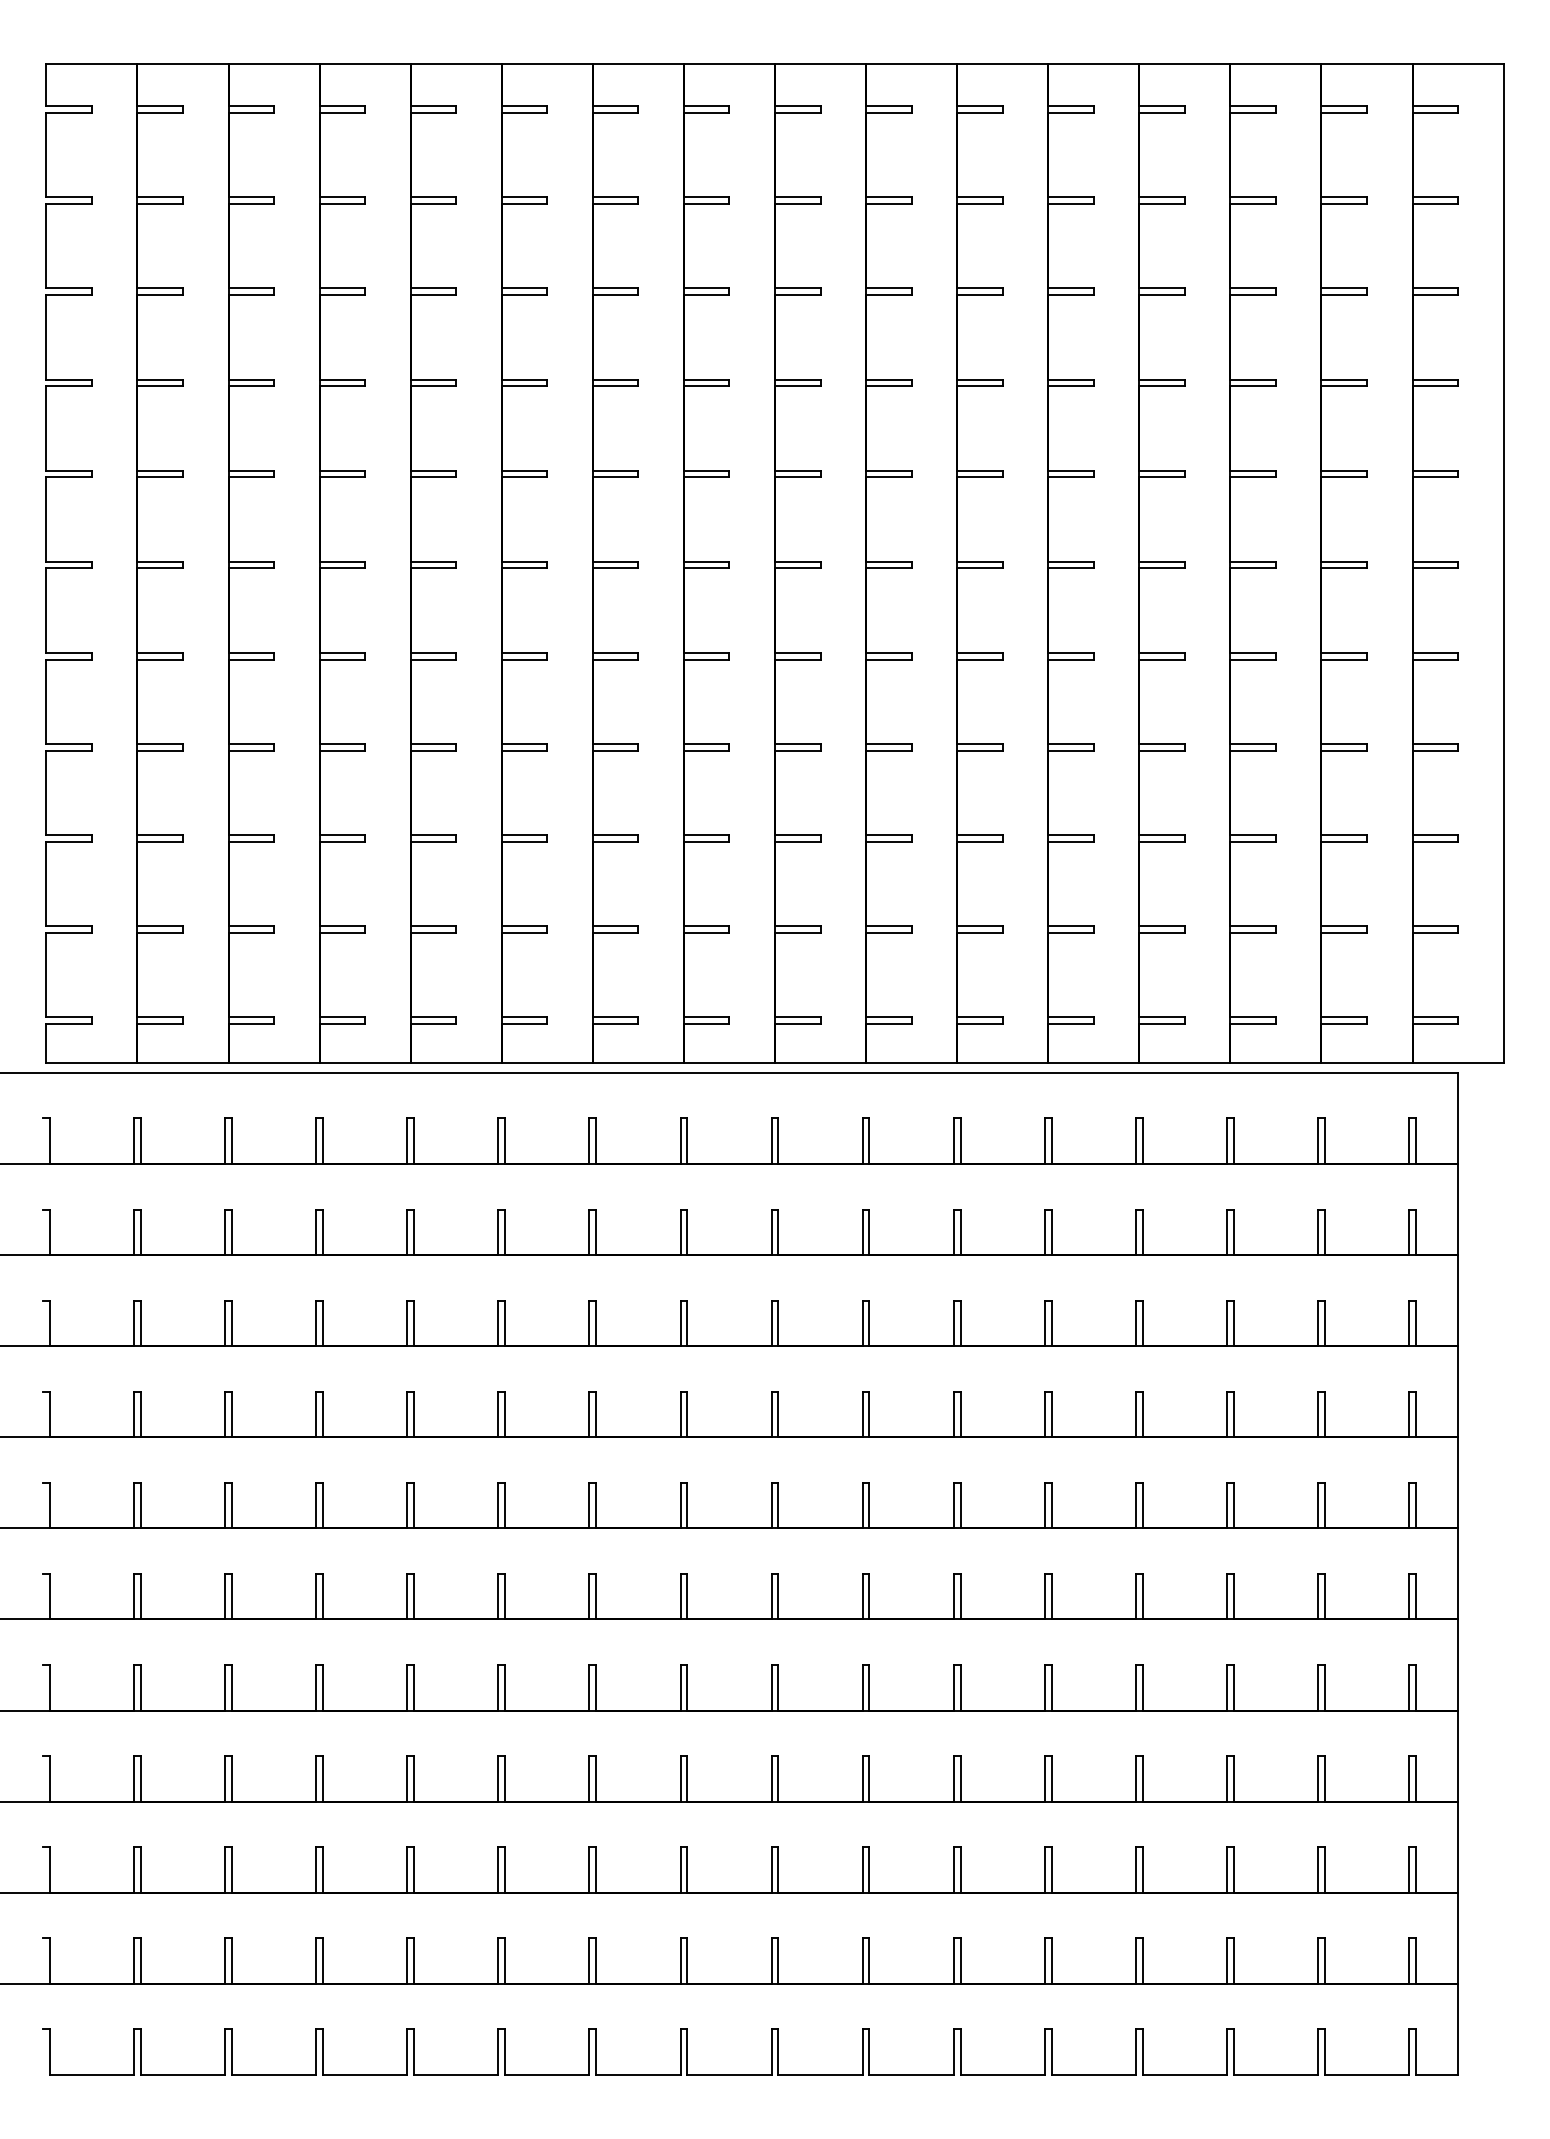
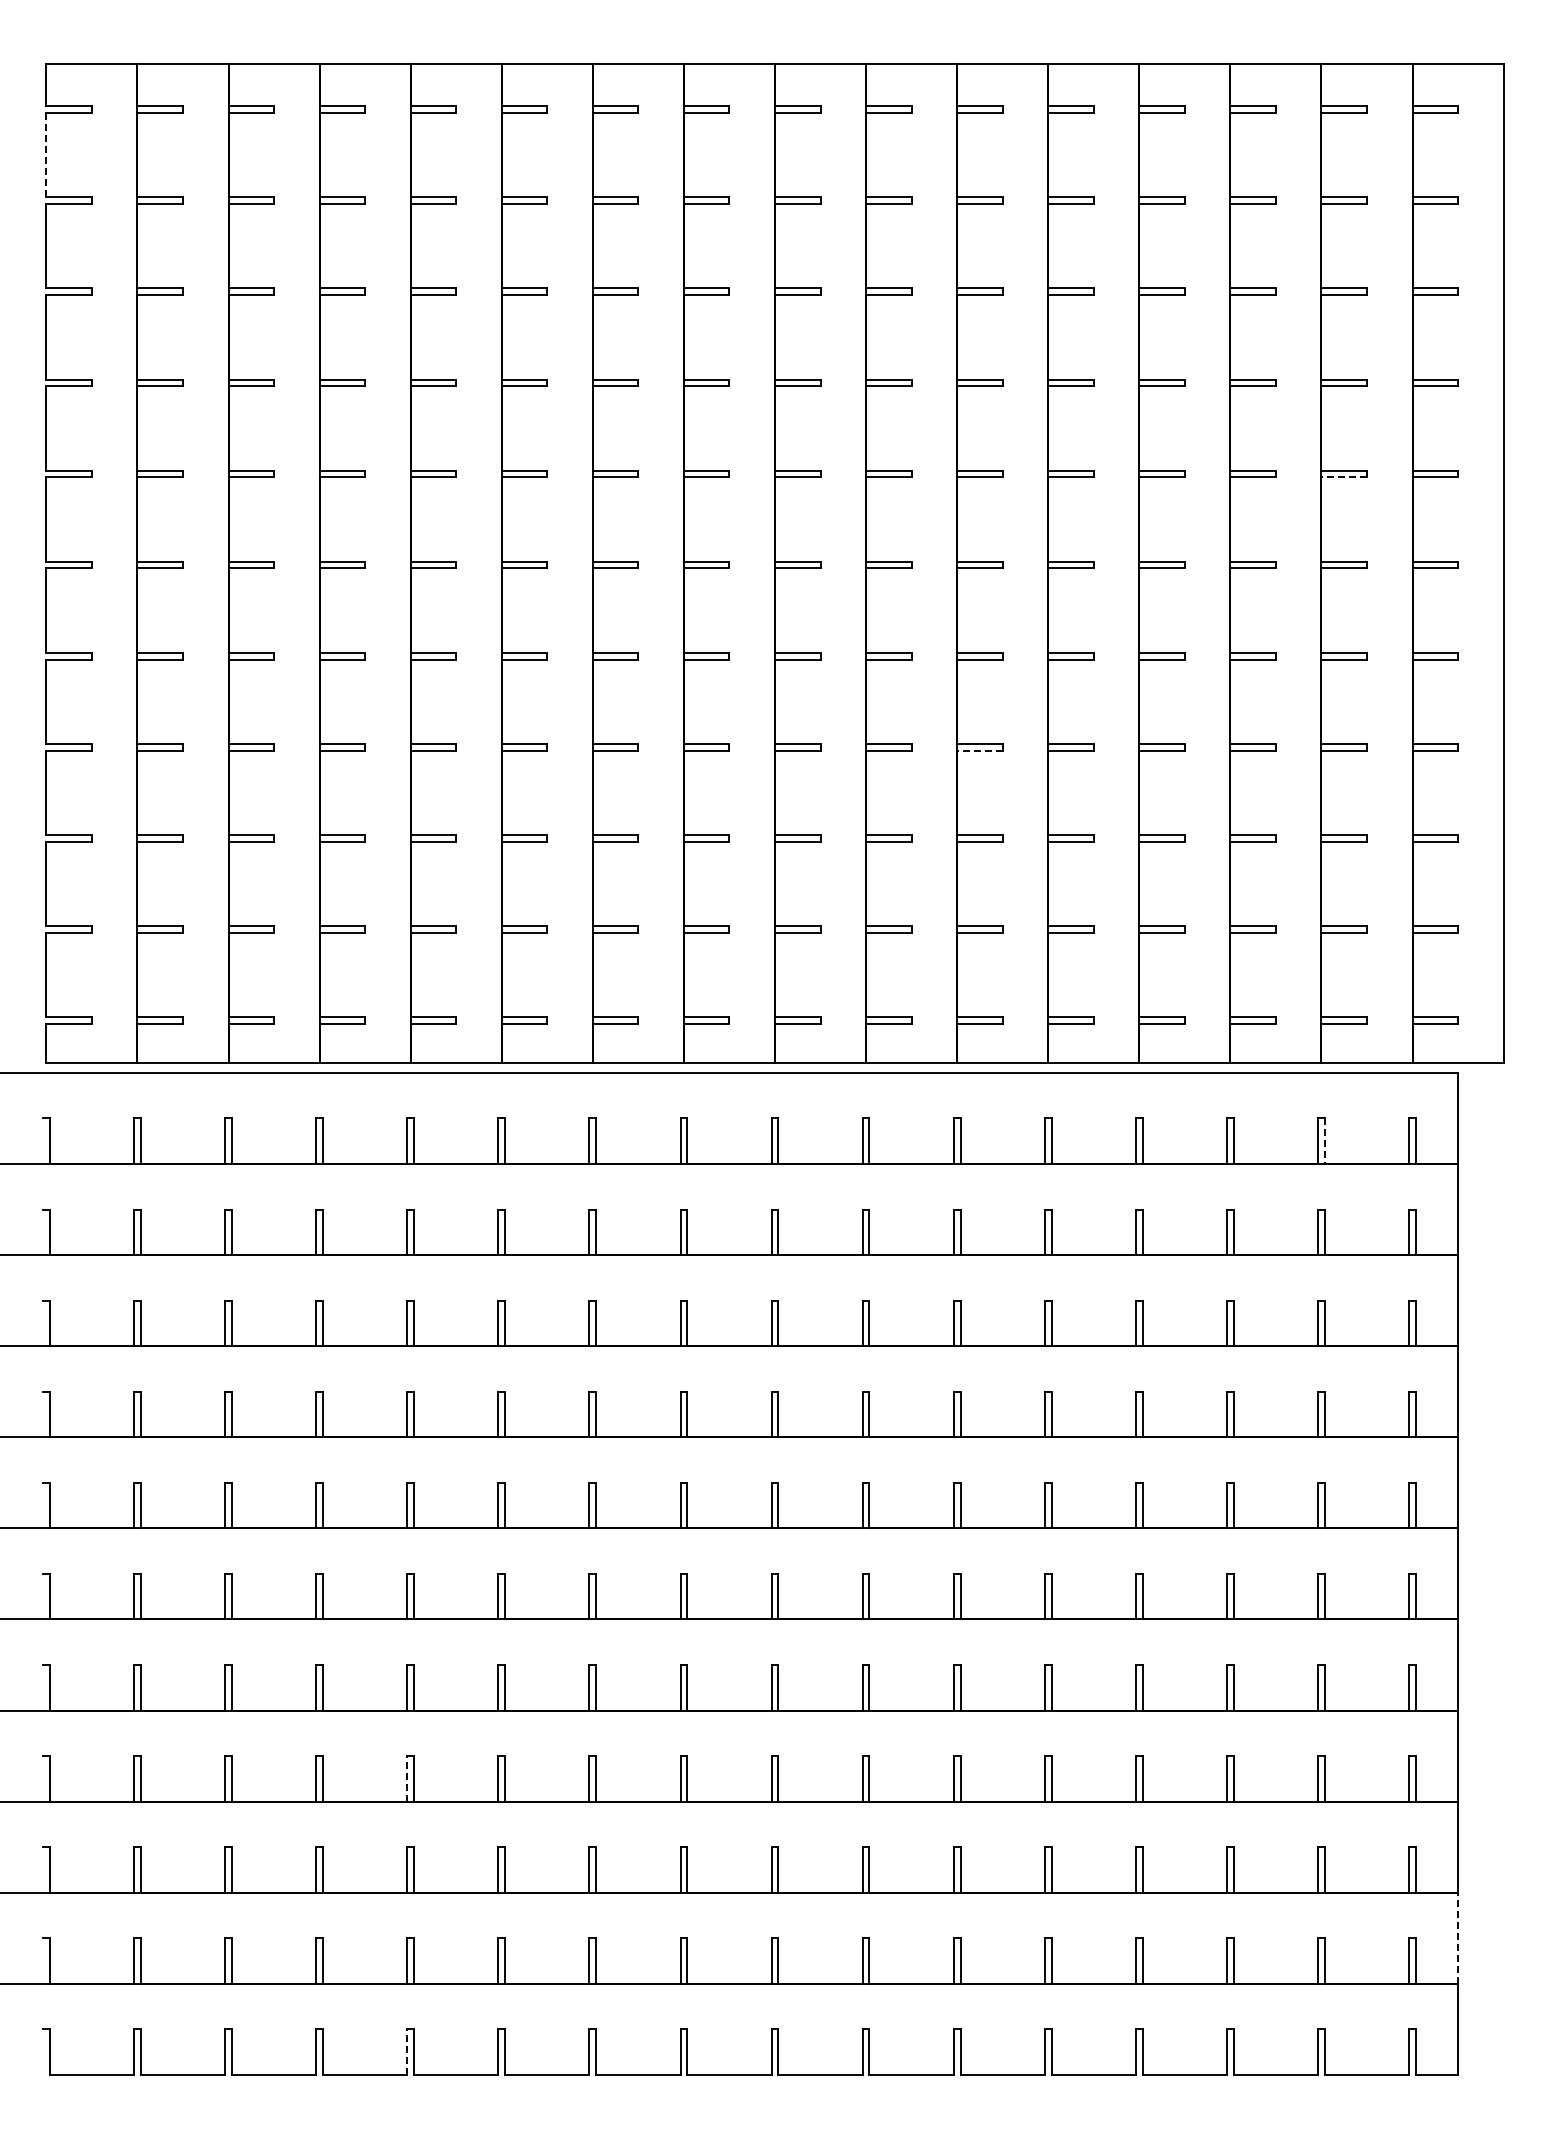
line: solid -> dashed (46, 155)
line: solid -> dashed (1344, 477)
line: solid -> dashed (979, 750)
line: solid -> dashed (1324, 1141)
line: solid -> dashed (407, 1778)
line: solid -> dashed (1458, 1938)
line: solid -> dashed (407, 2052)
